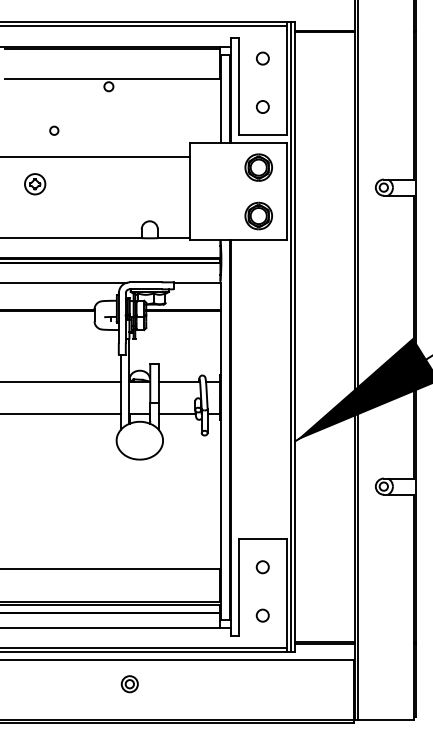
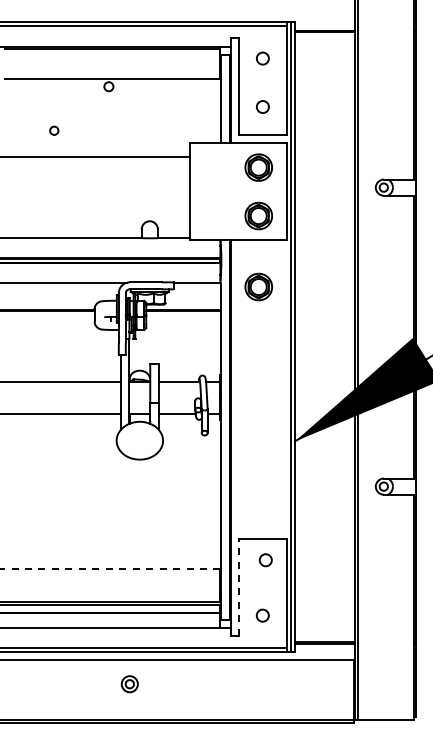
part: present -> none (35, 184)
part: none -> present (258, 286)
circle position: (262, 567) -> (265, 560) (265, 560)
line: solid -> dashed (110, 569)
line: solid -> dashed (238, 586)
